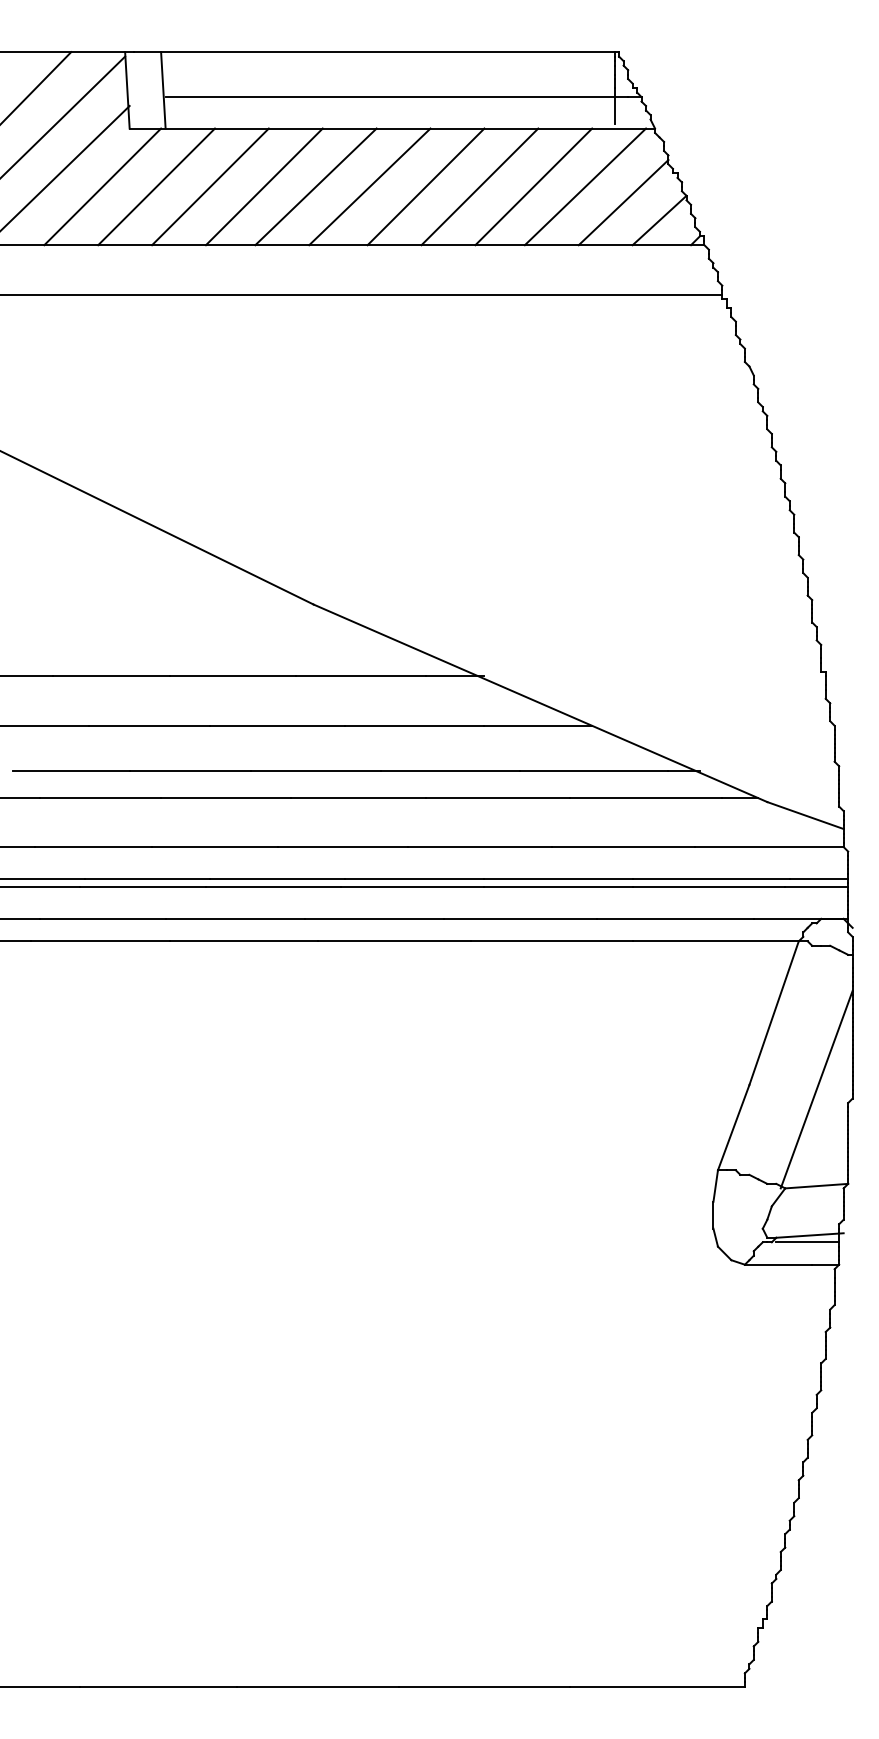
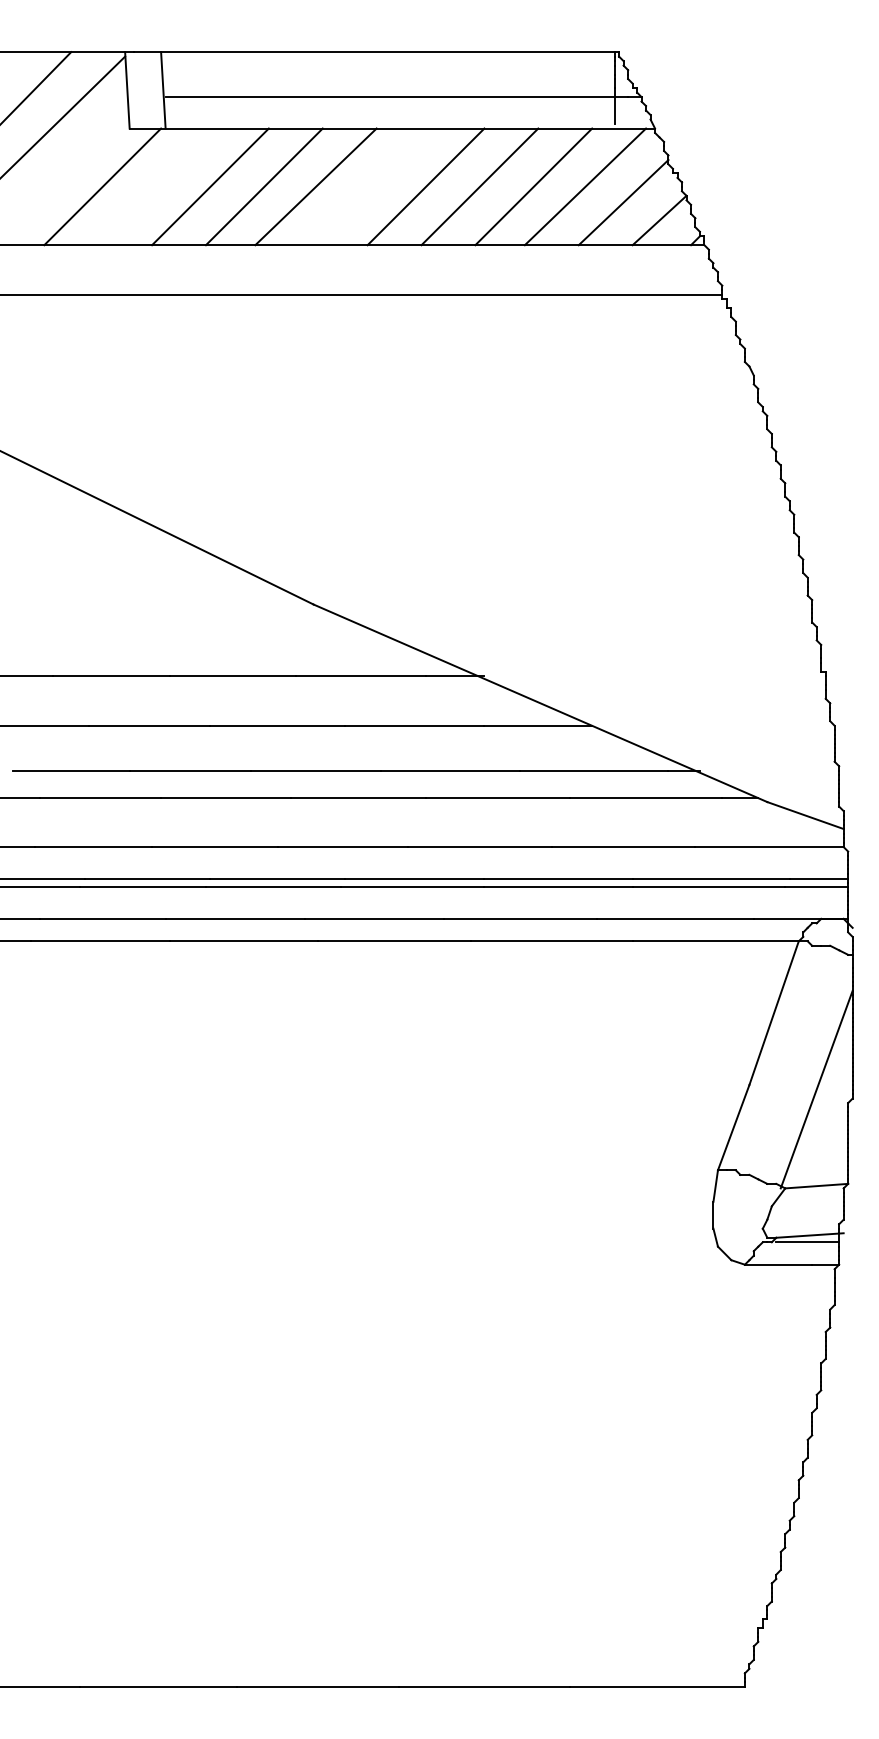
line: present -> none (65, 167)
line: present -> none (156, 186)
line: present -> none (369, 186)
